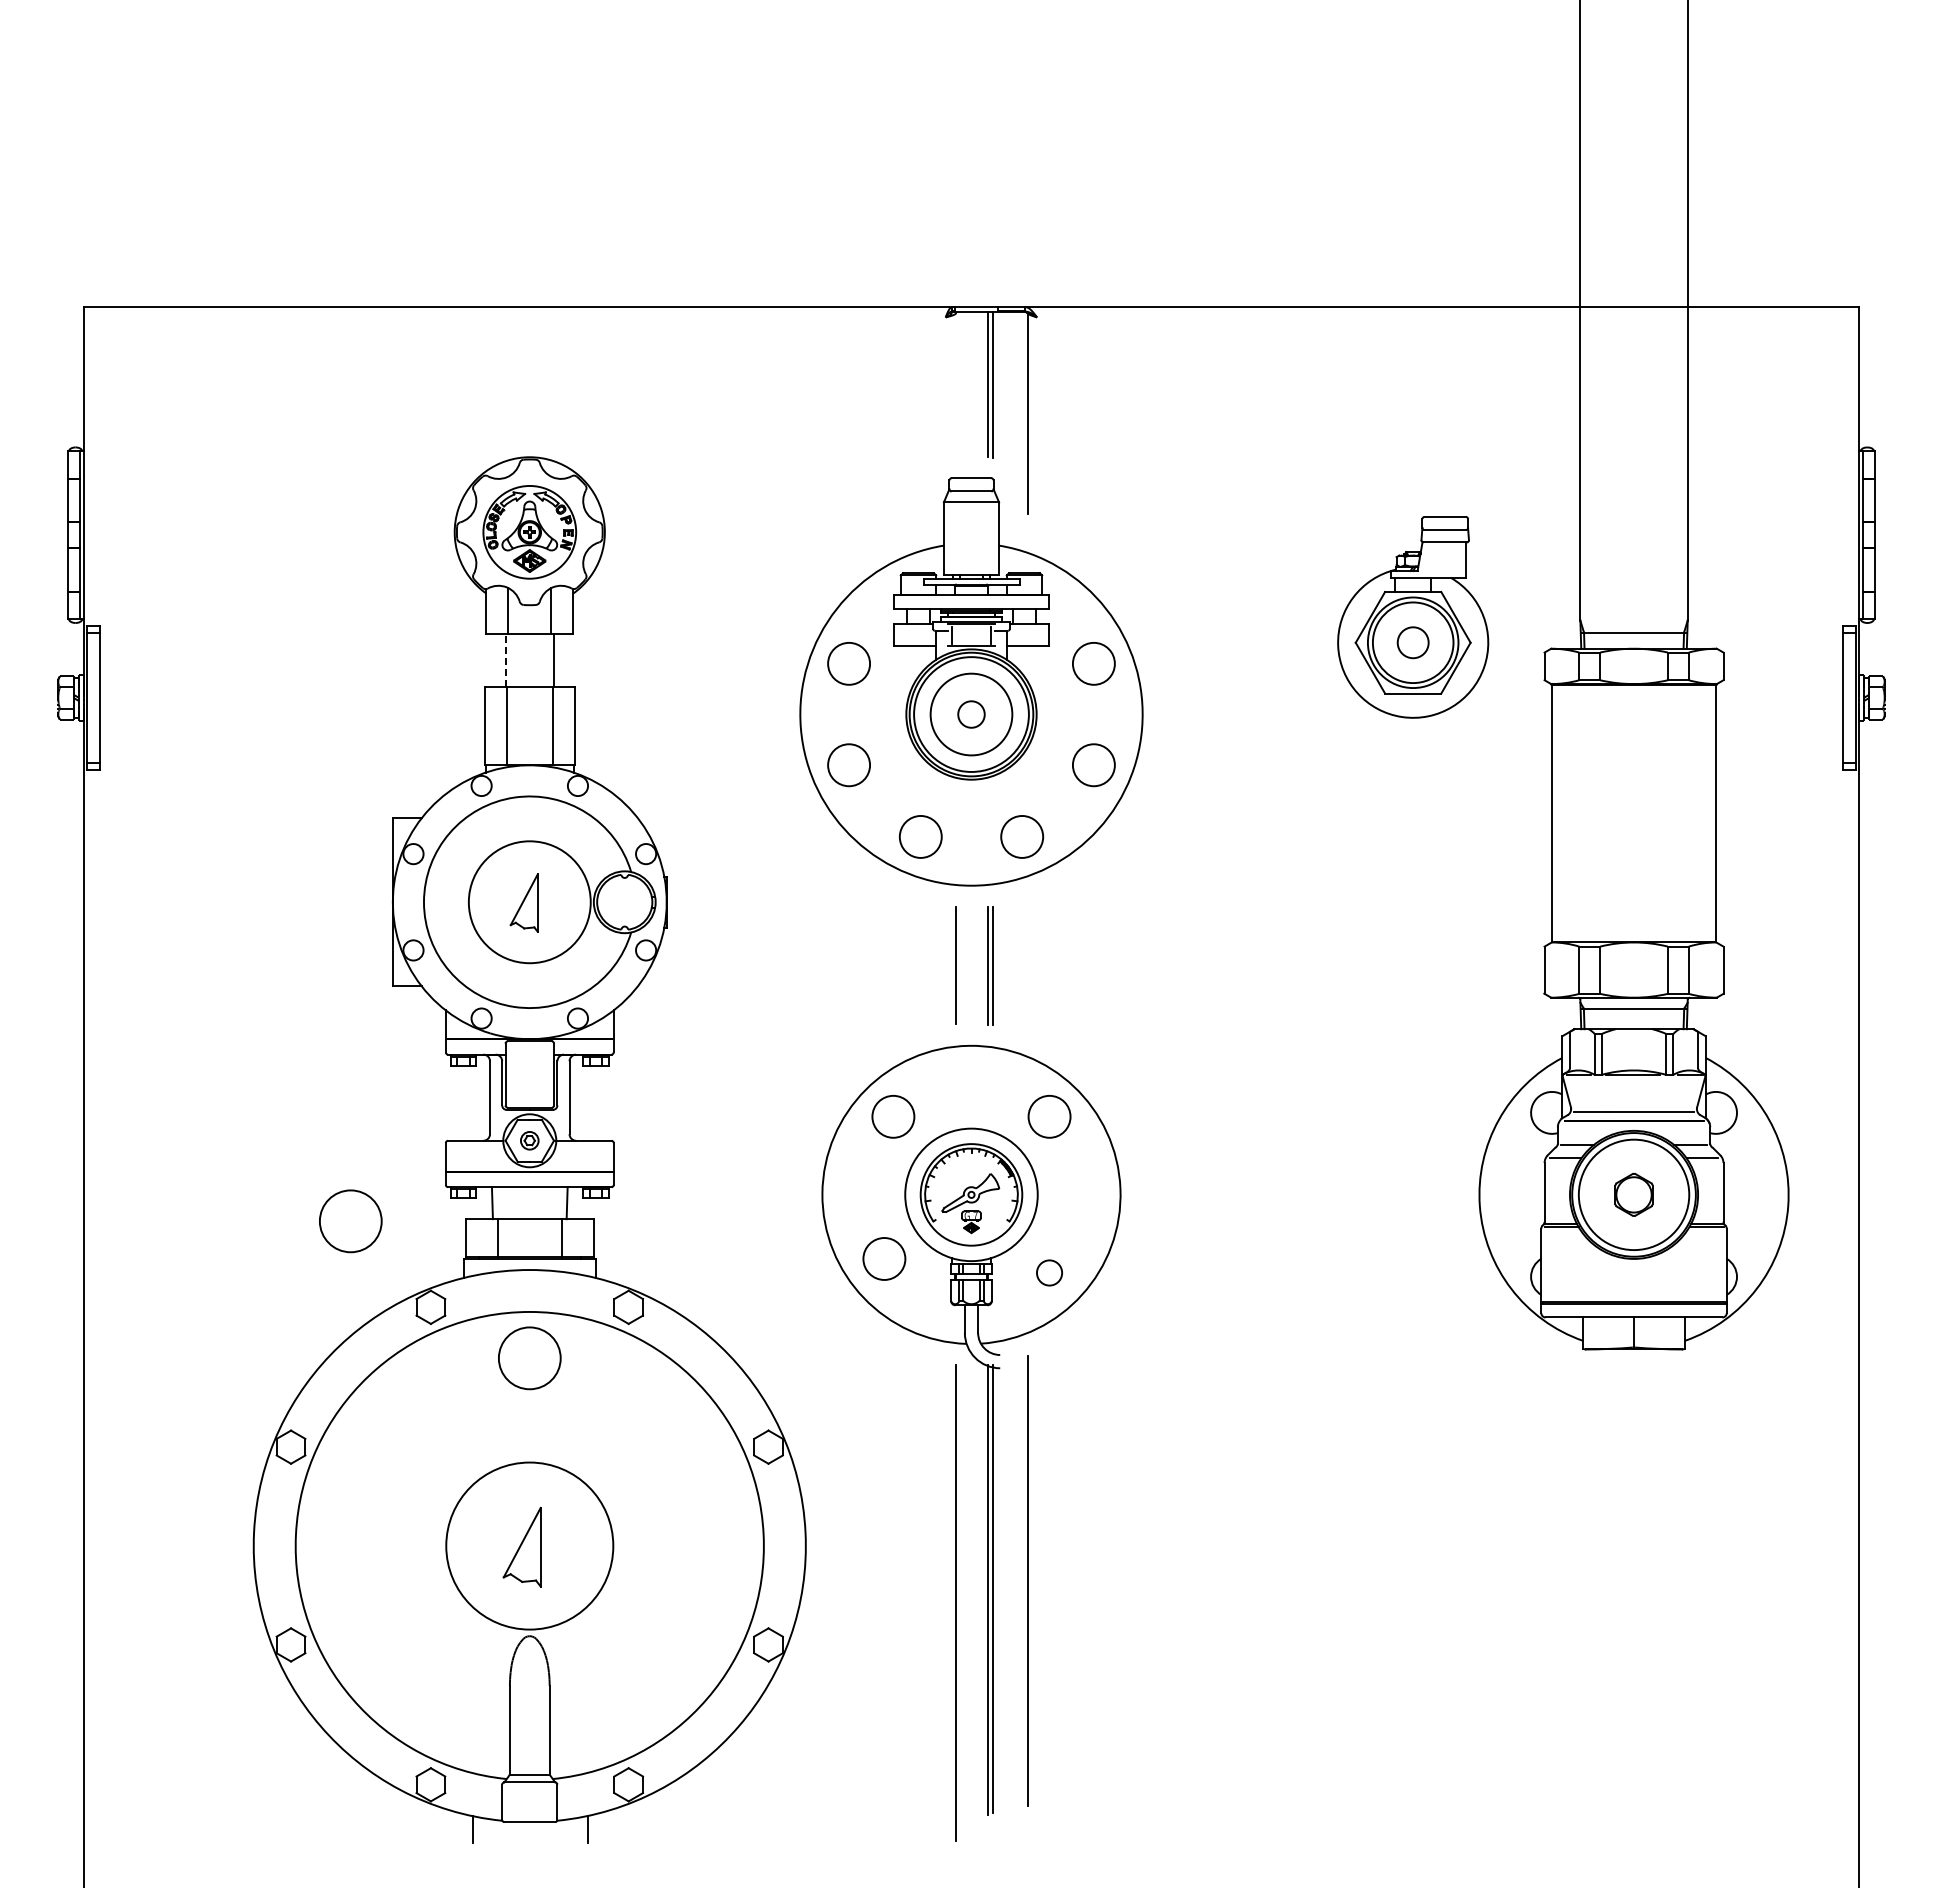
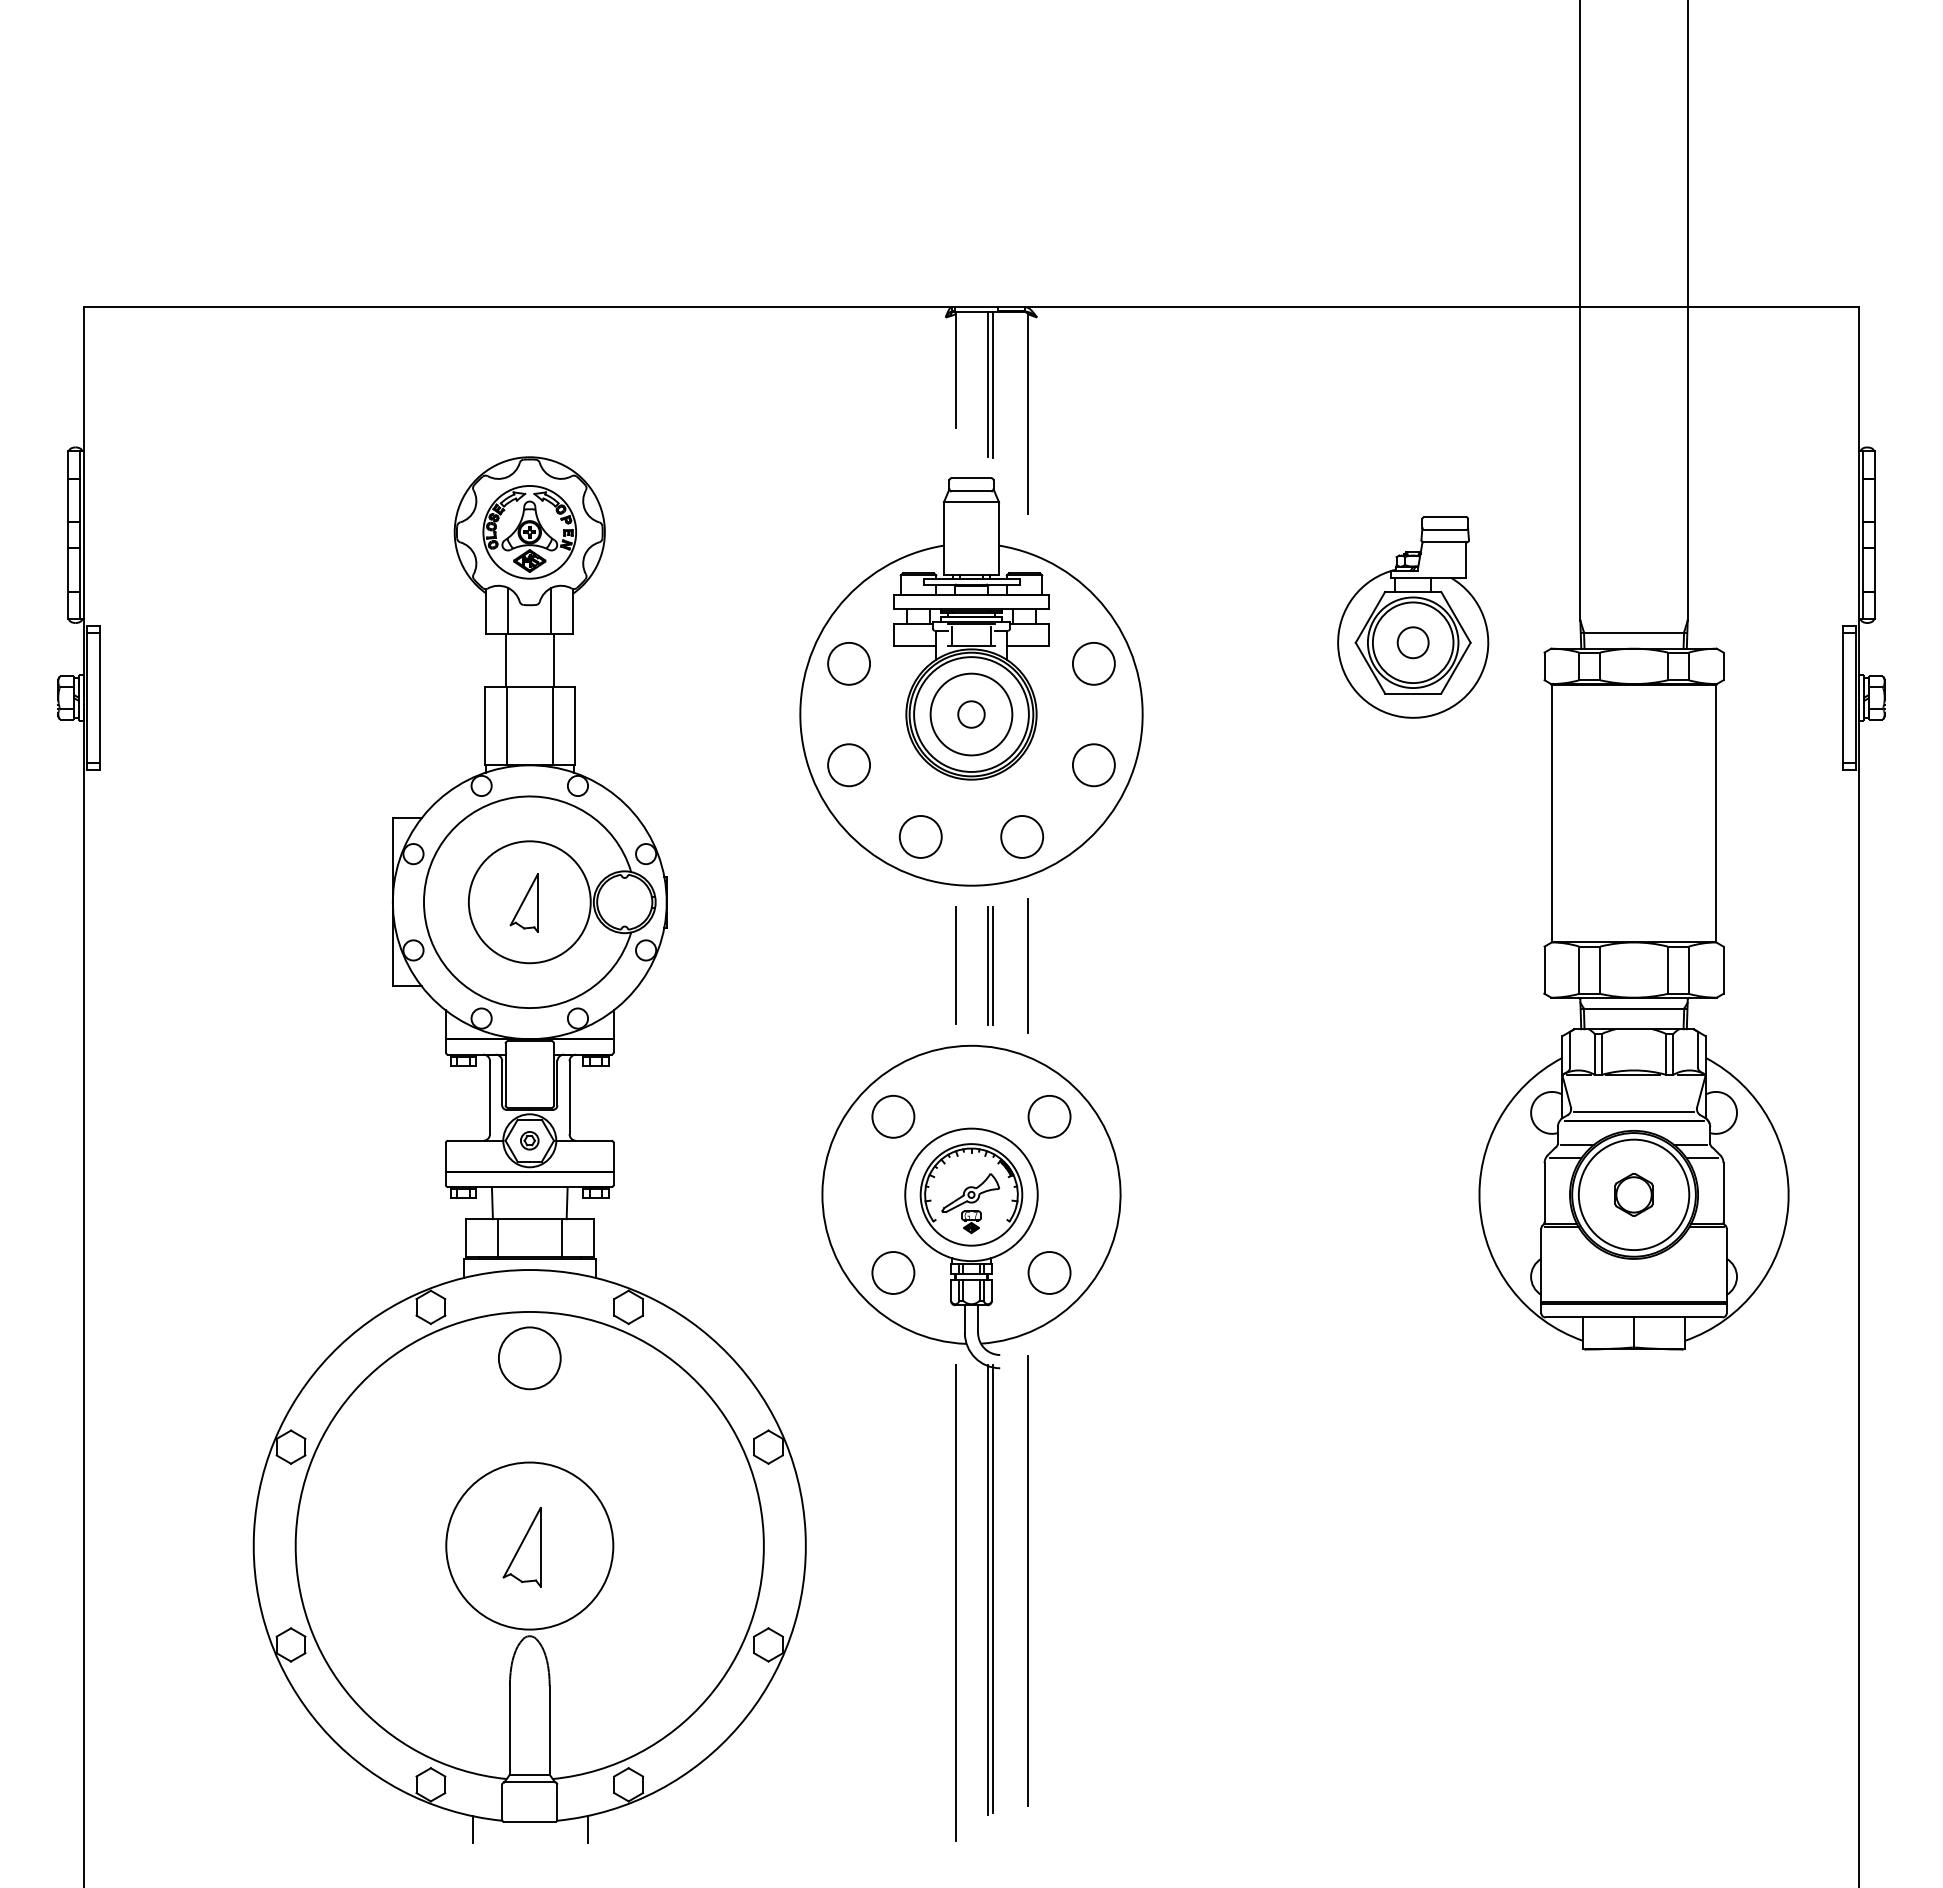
line: none -> present (956, 370)
line: dashed -> solid (506, 660)
line: none -> present (1027, 965)
circle: present -> none (350, 1221)
circle position: (884, 1258) -> (893, 1272) (893, 1272)
circle diameter: 25 px -> 42 px (1049, 1272)
